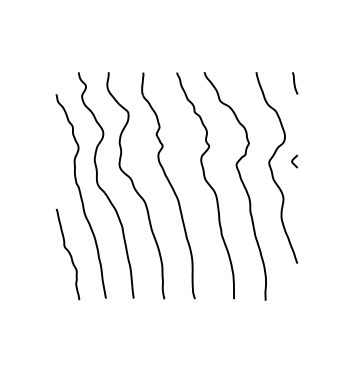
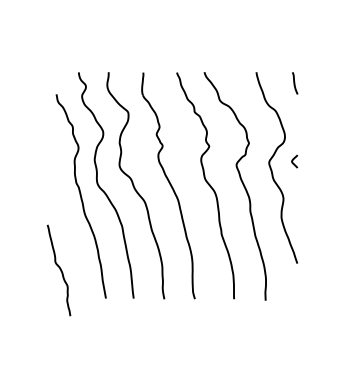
curve position: (68, 253) -> (59, 269) (59, 269)
